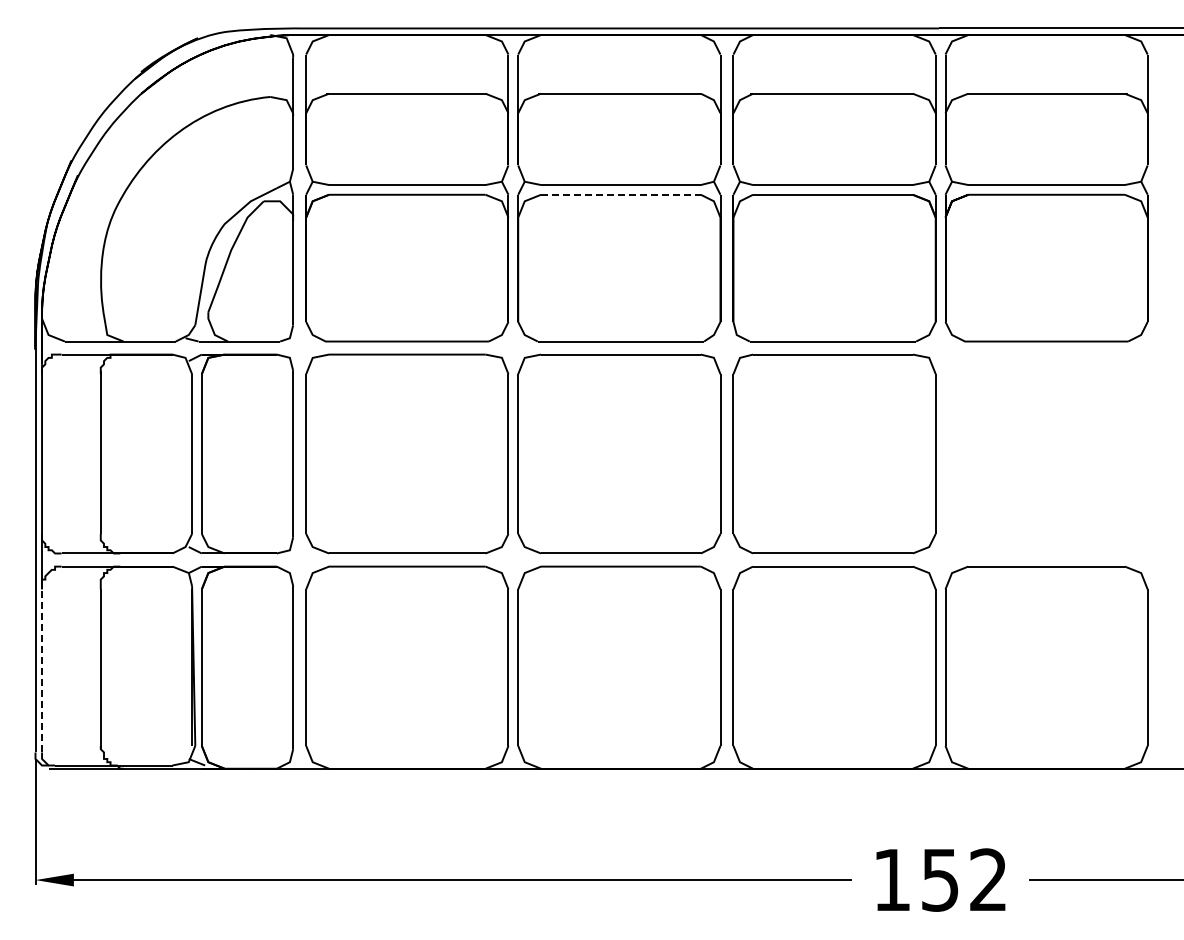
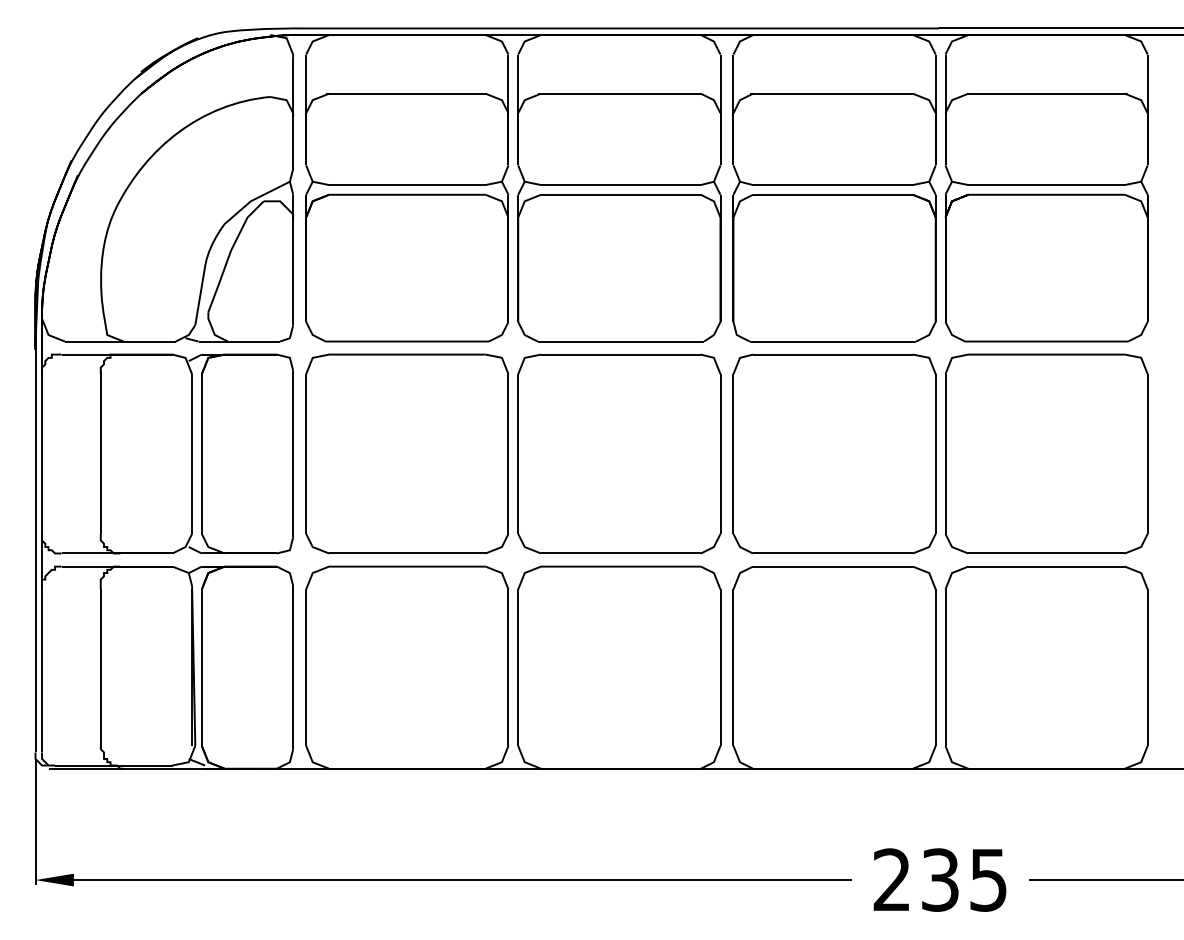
line: dashed -> solid (620, 194)
part: none -> present (1046, 453)
line: dashed -> solid (42, 670)
text: 152 -> 235 (939, 879)
